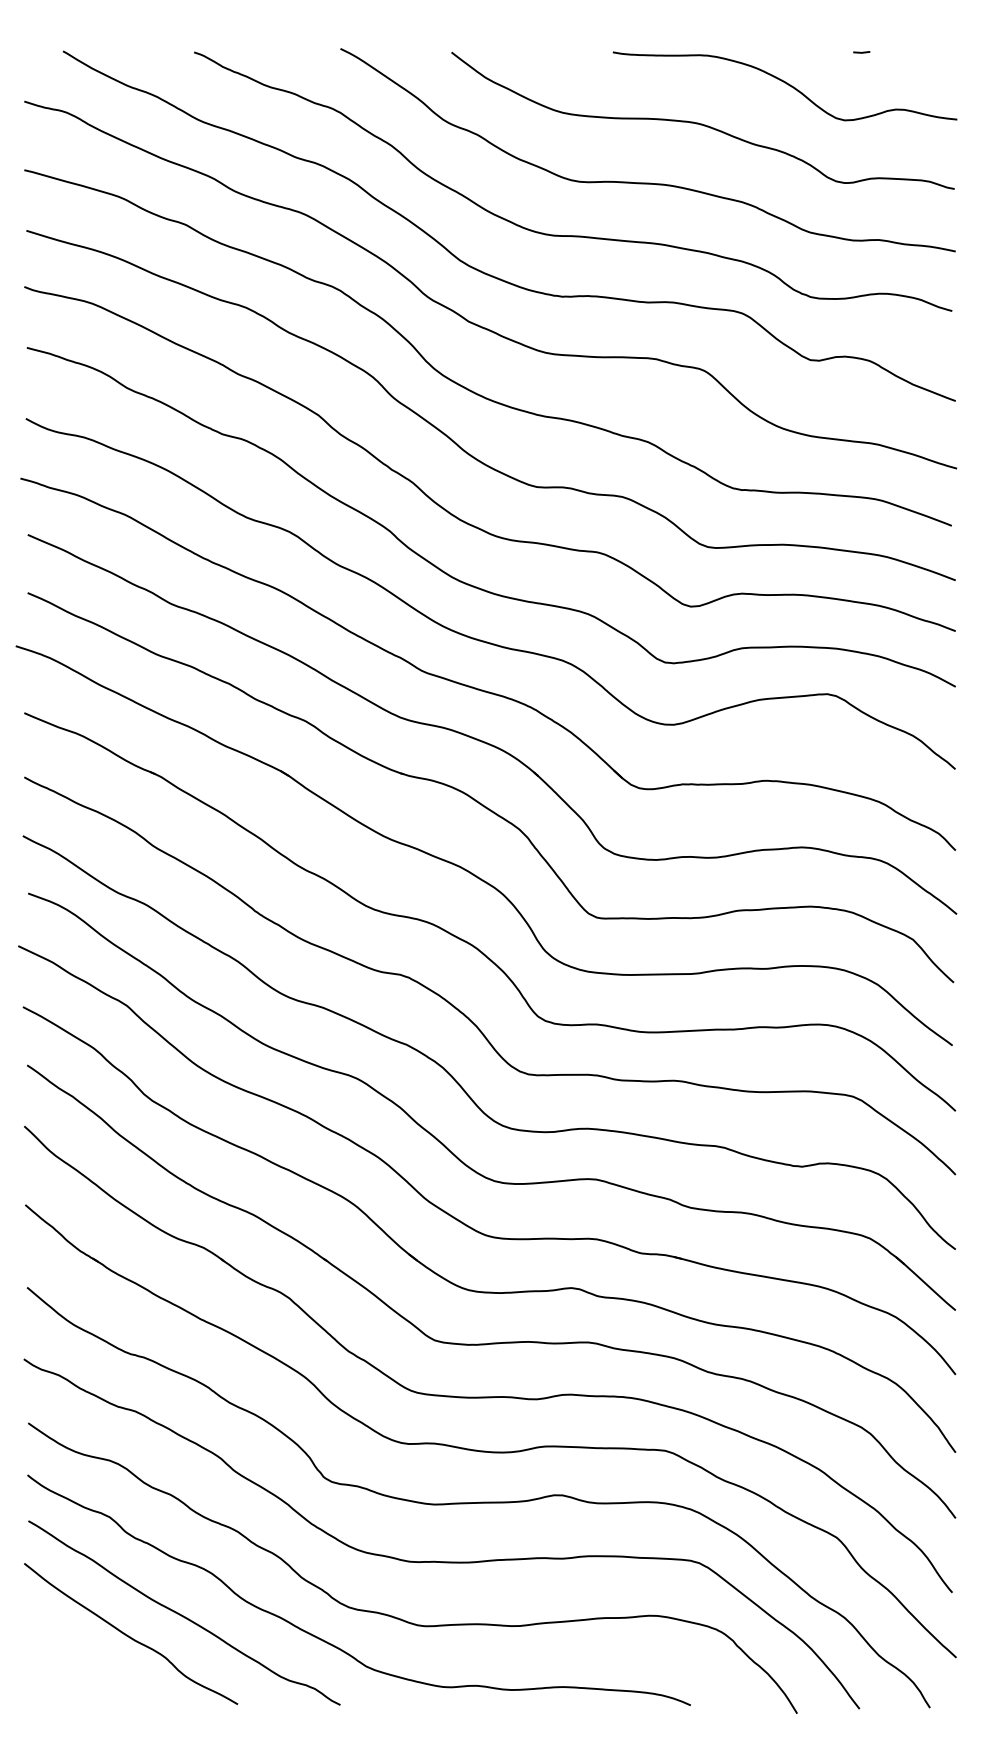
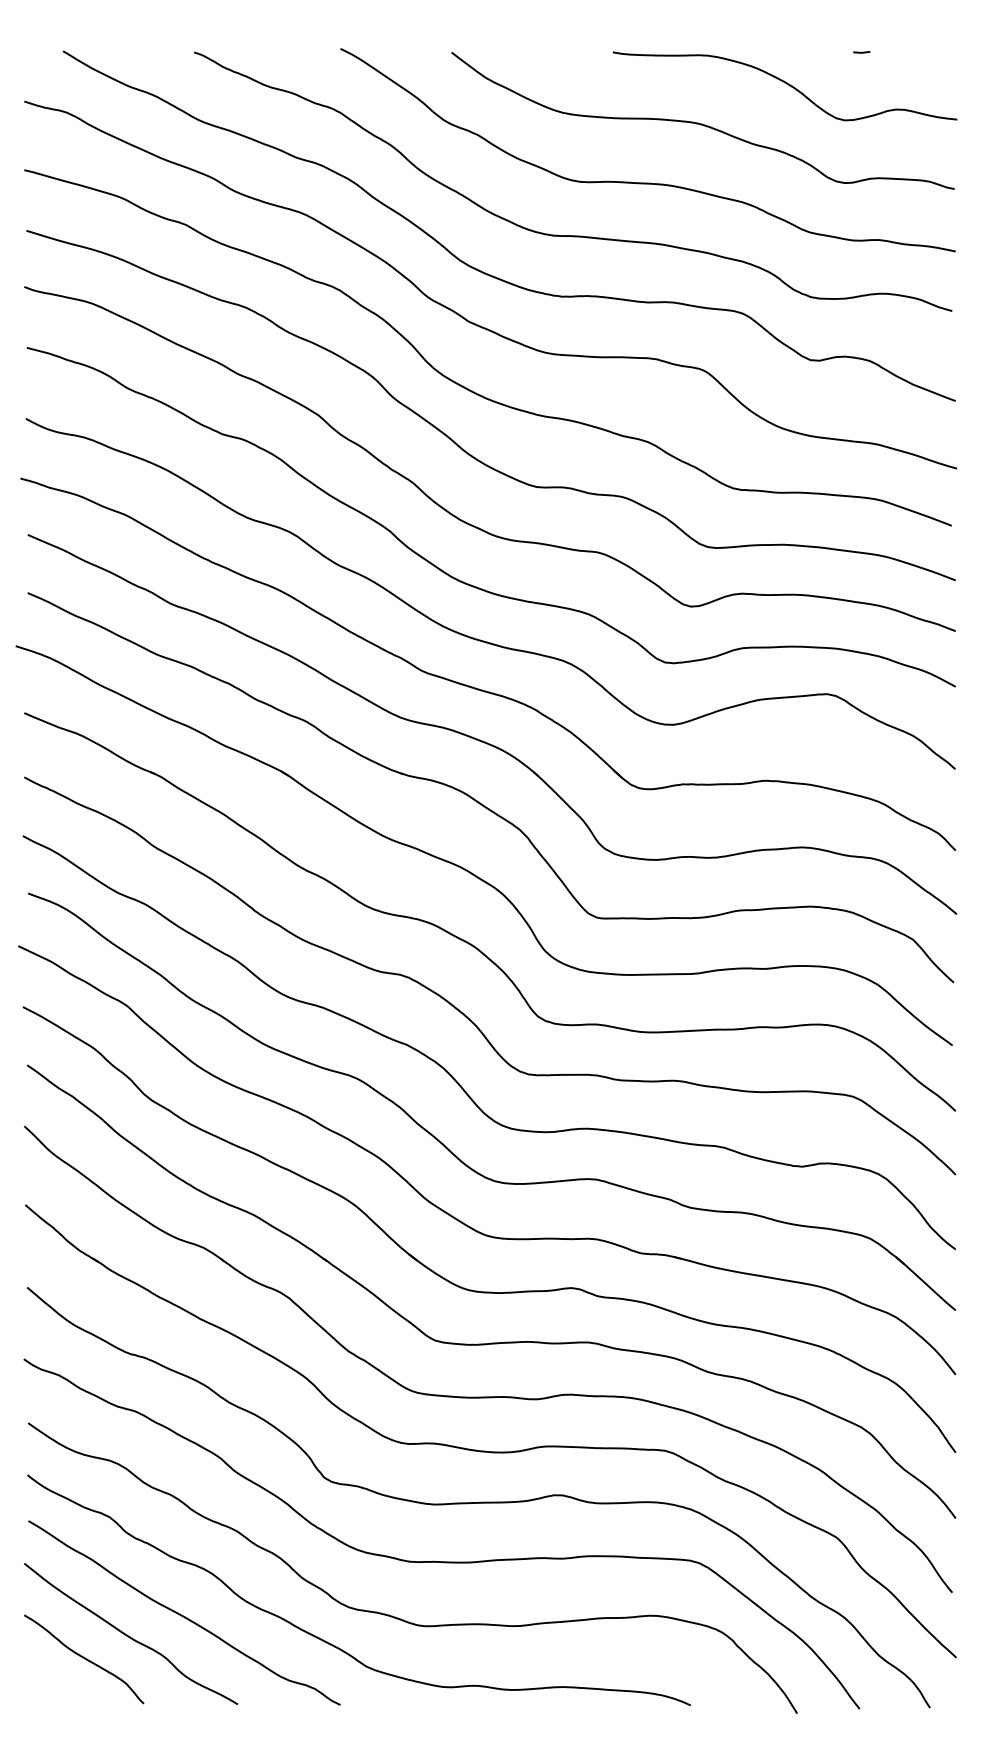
curve: none -> present (84, 1659)
